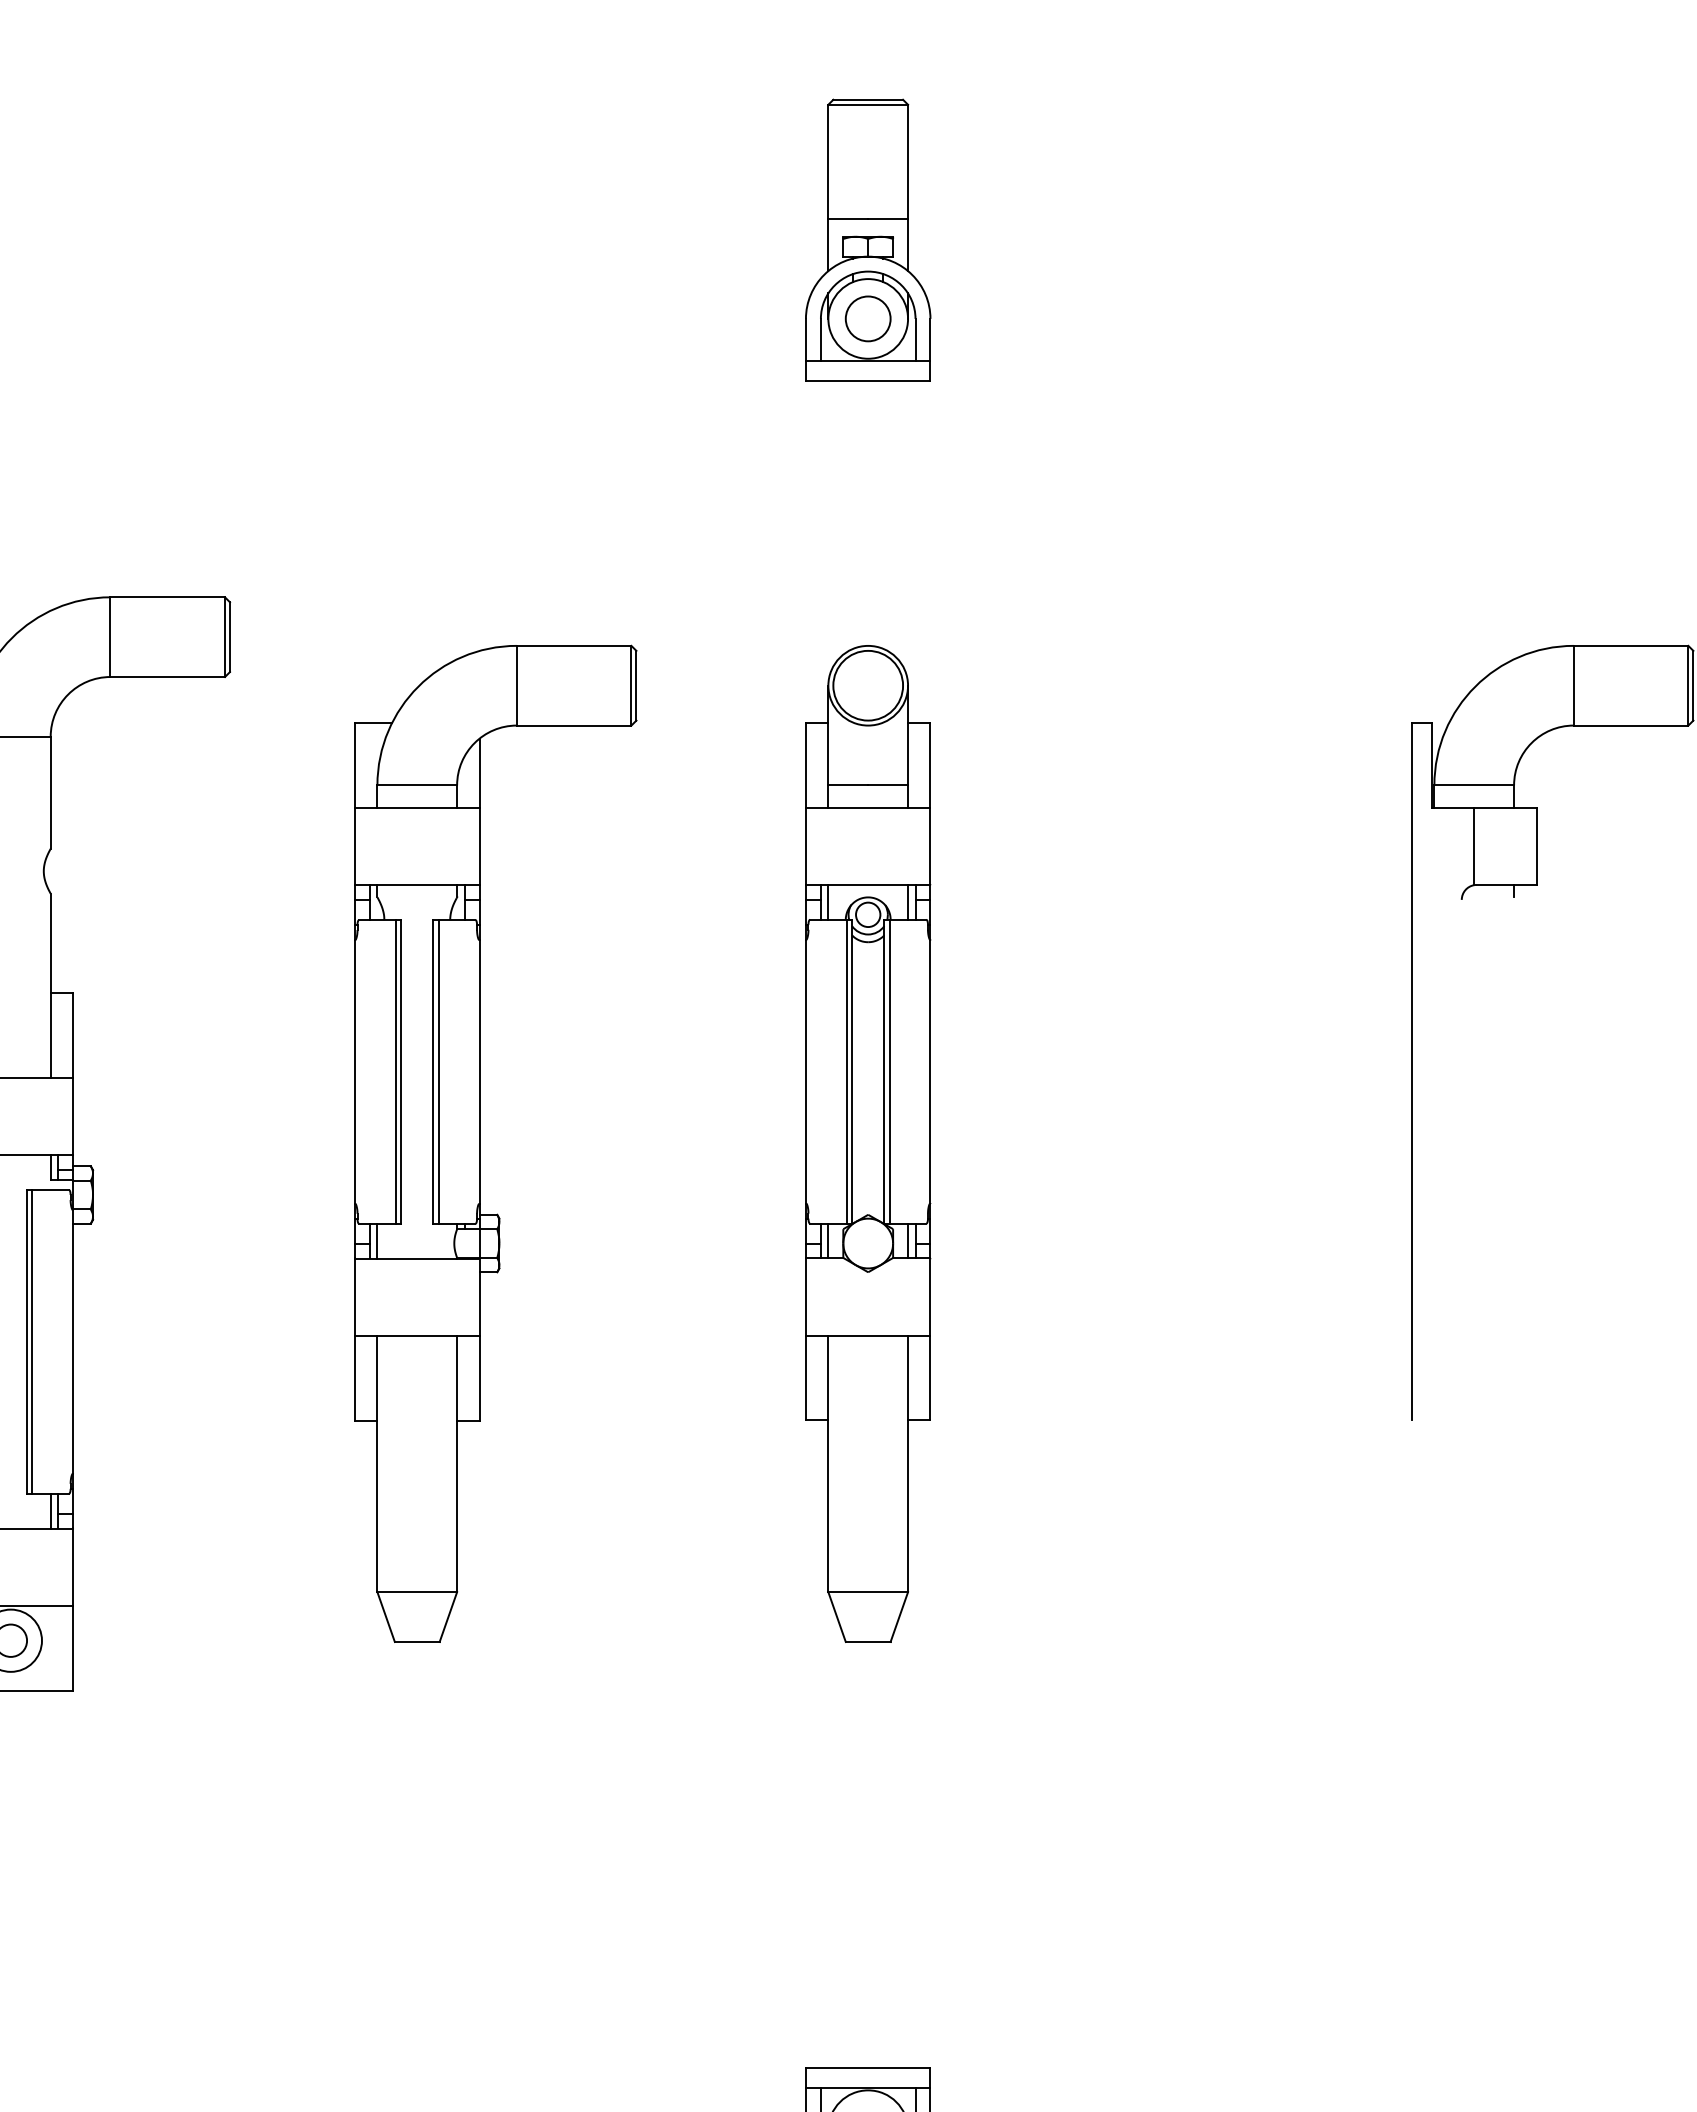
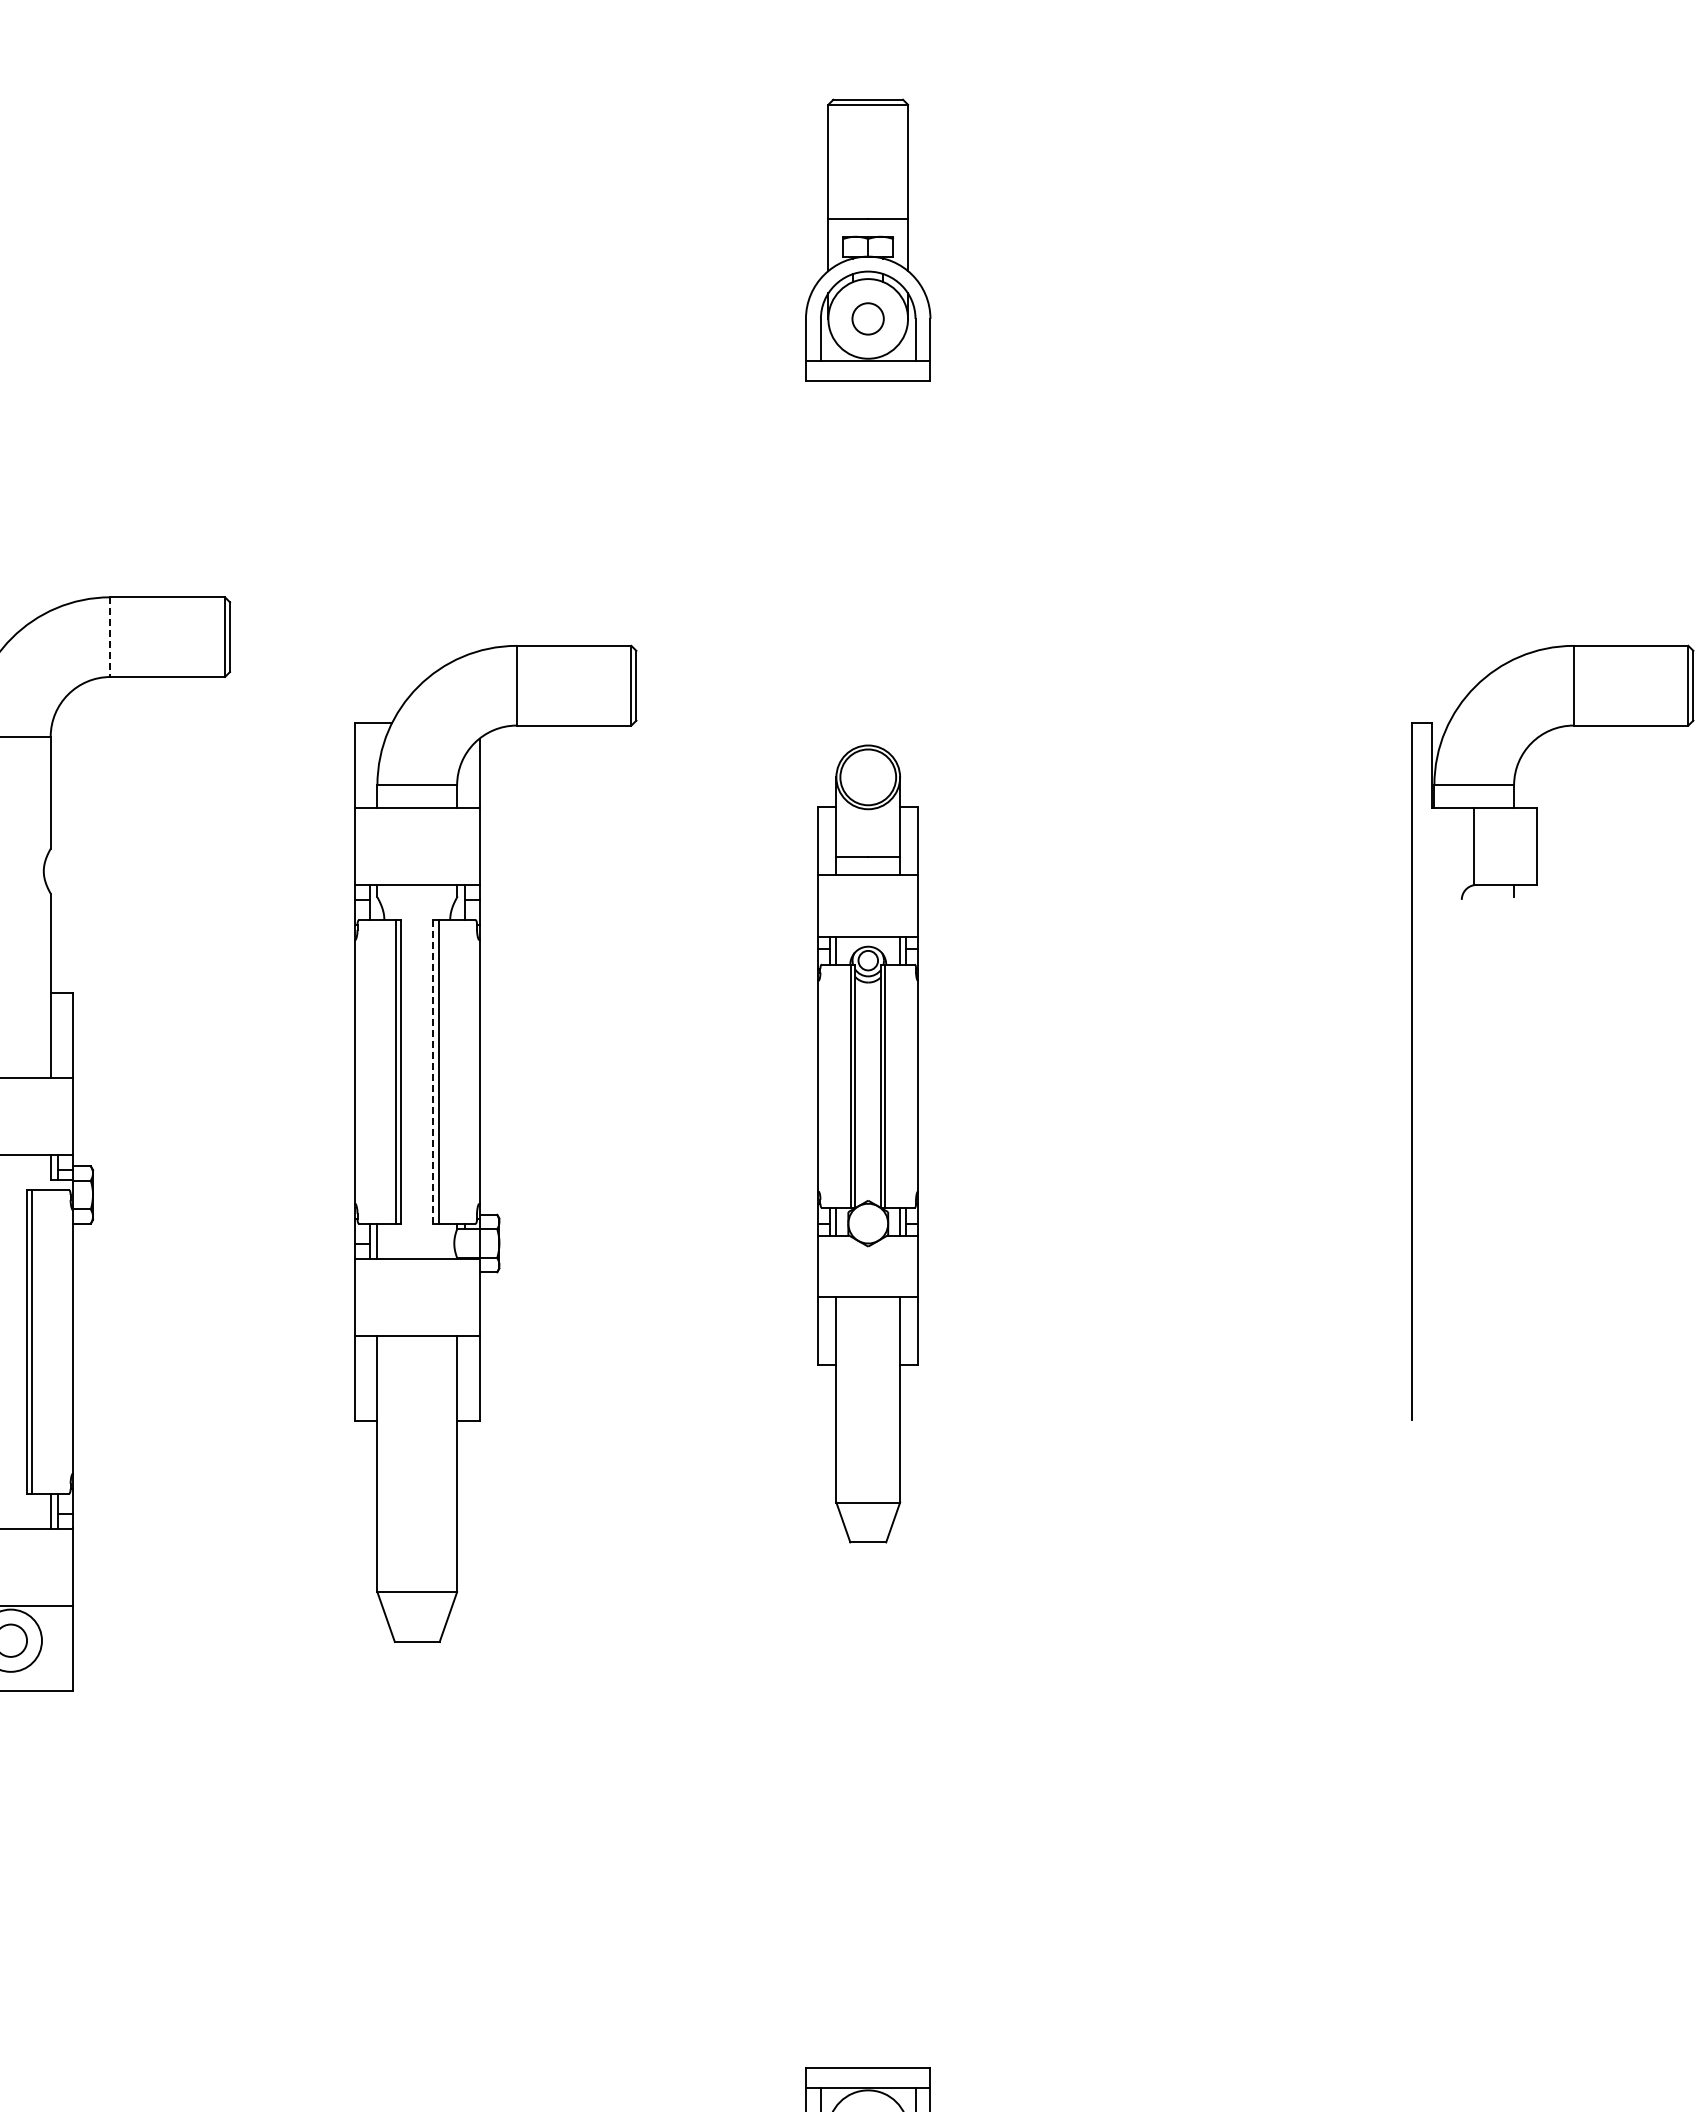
circle size: 48x48 px -> 34x34 px (867, 318)
line: solid -> dashed (110, 637)
line: solid -> dashed (433, 1071)
part size: 127x998 px -> 102x800 px (867, 1143)
